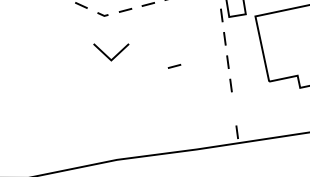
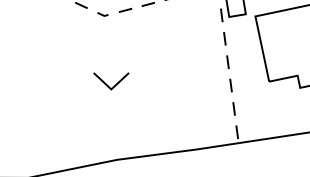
line position: (107, 55) -> (107, 84) (107, 84)
line: present -> none (174, 66)
line: none -> present (233, 108)
